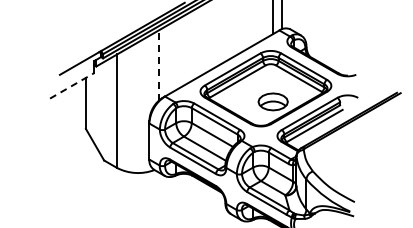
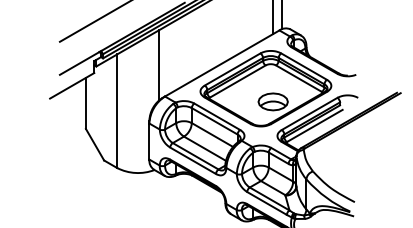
line: none -> present (93, 21)
line: dashed -> solid (158, 65)
line: dashed -> solid (72, 85)
